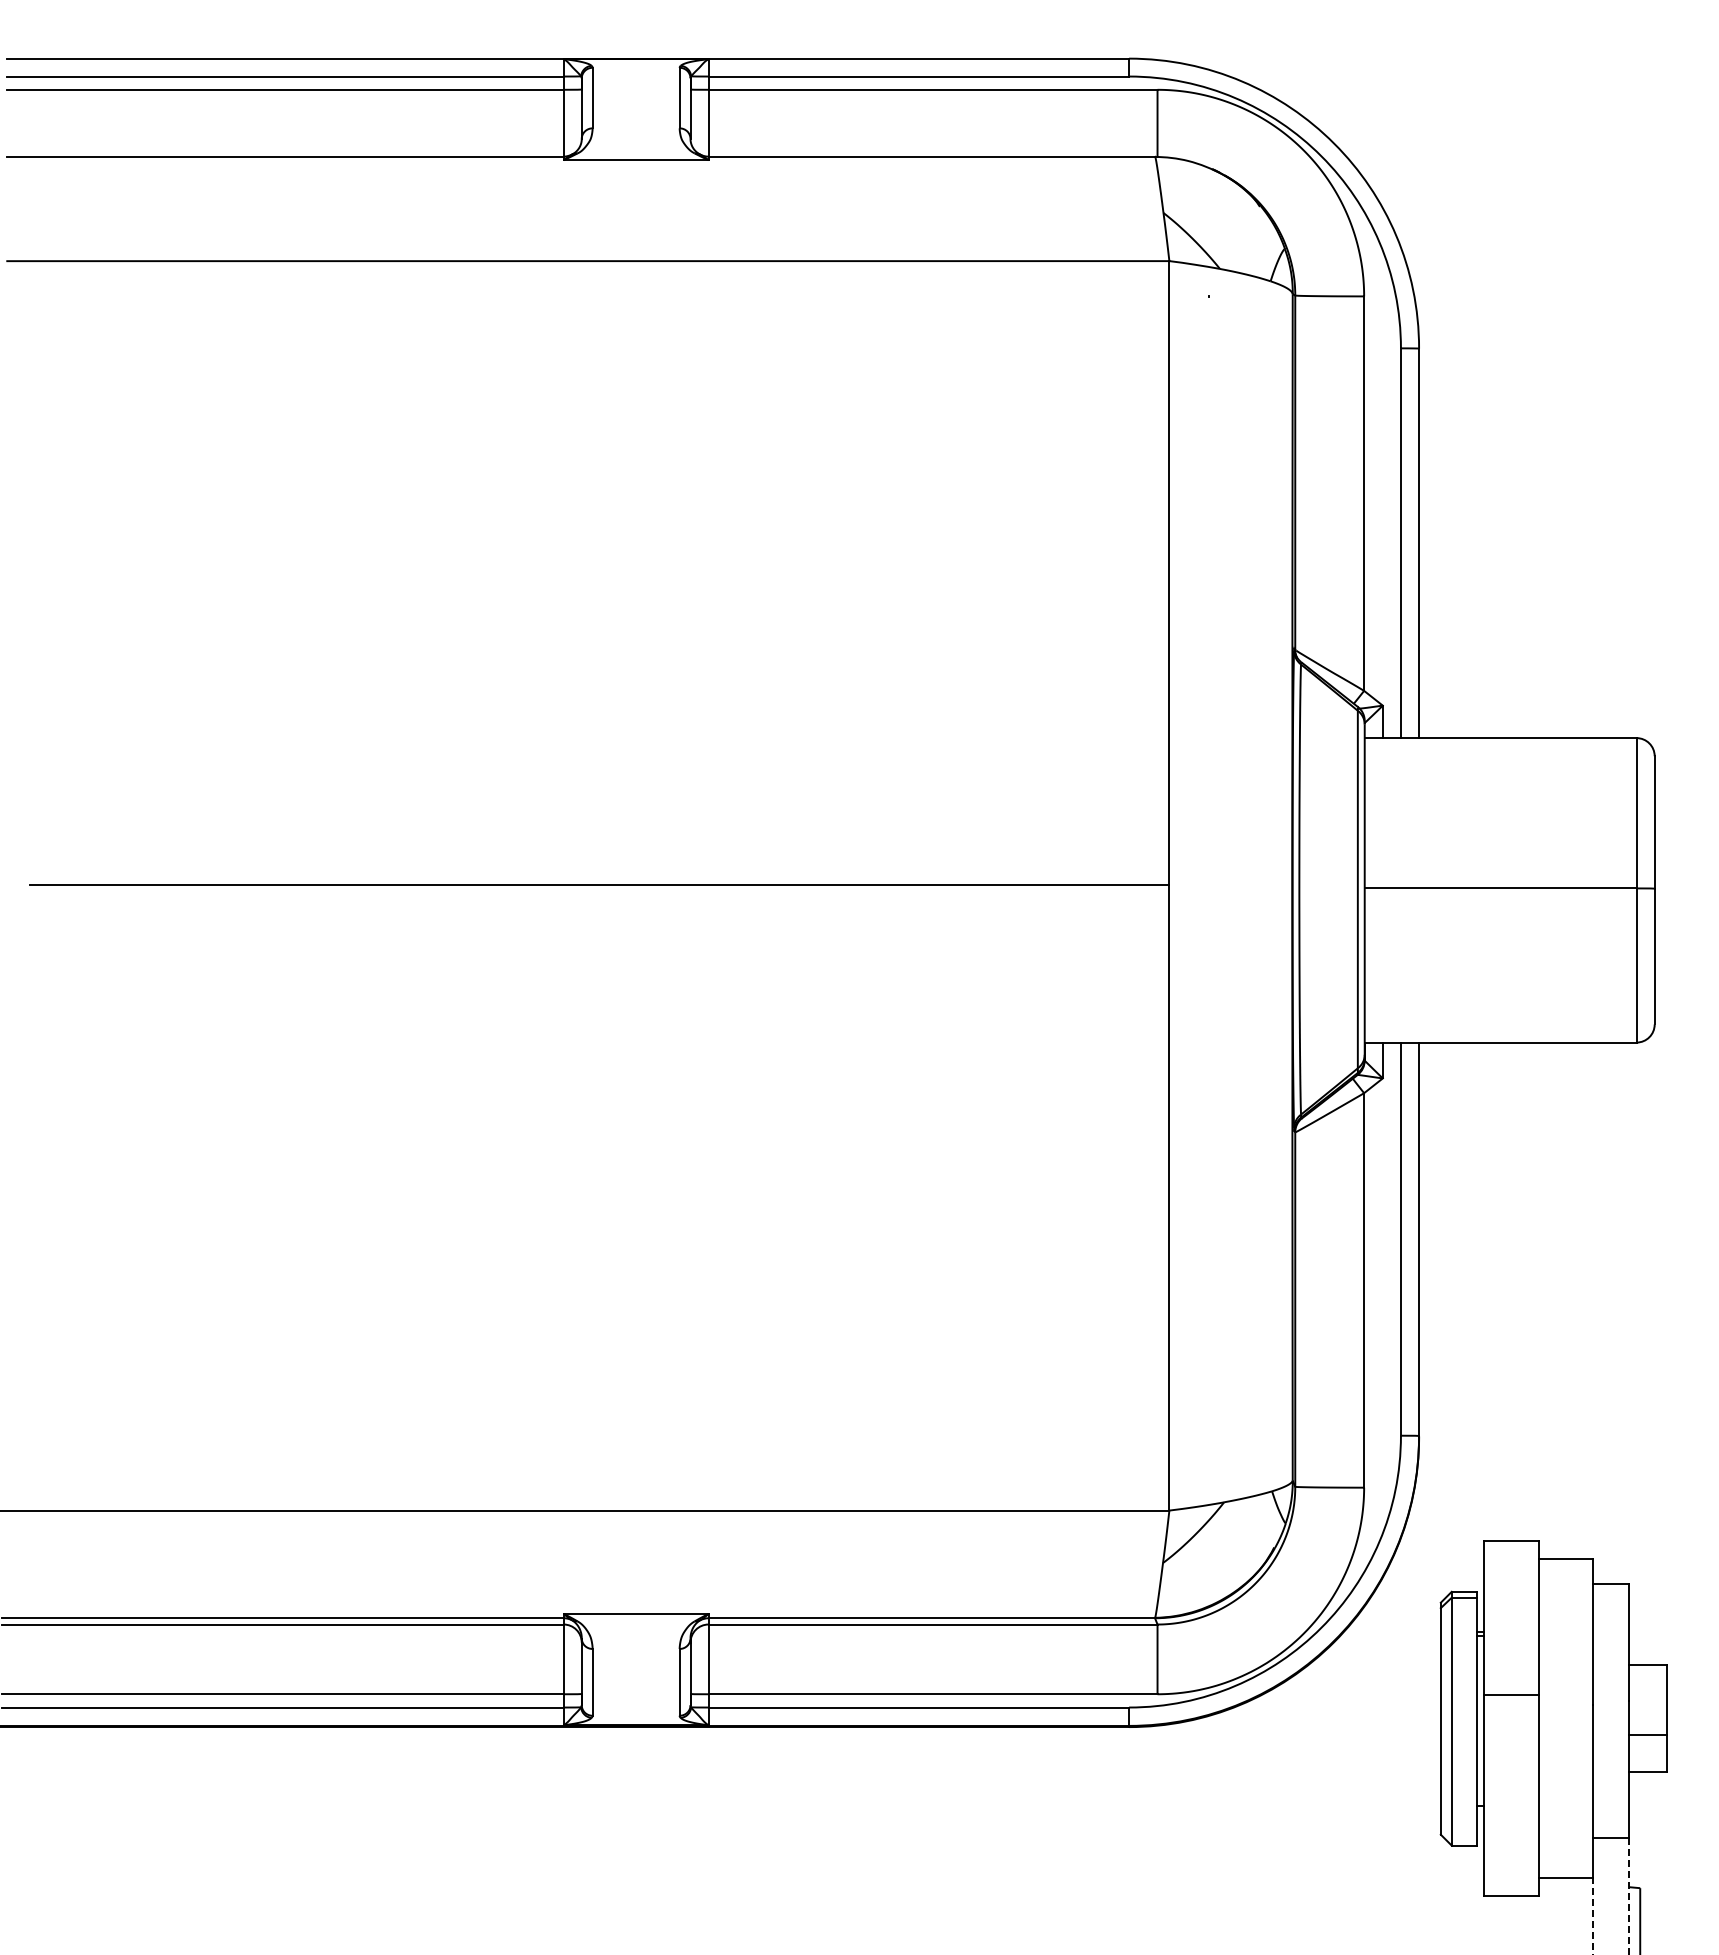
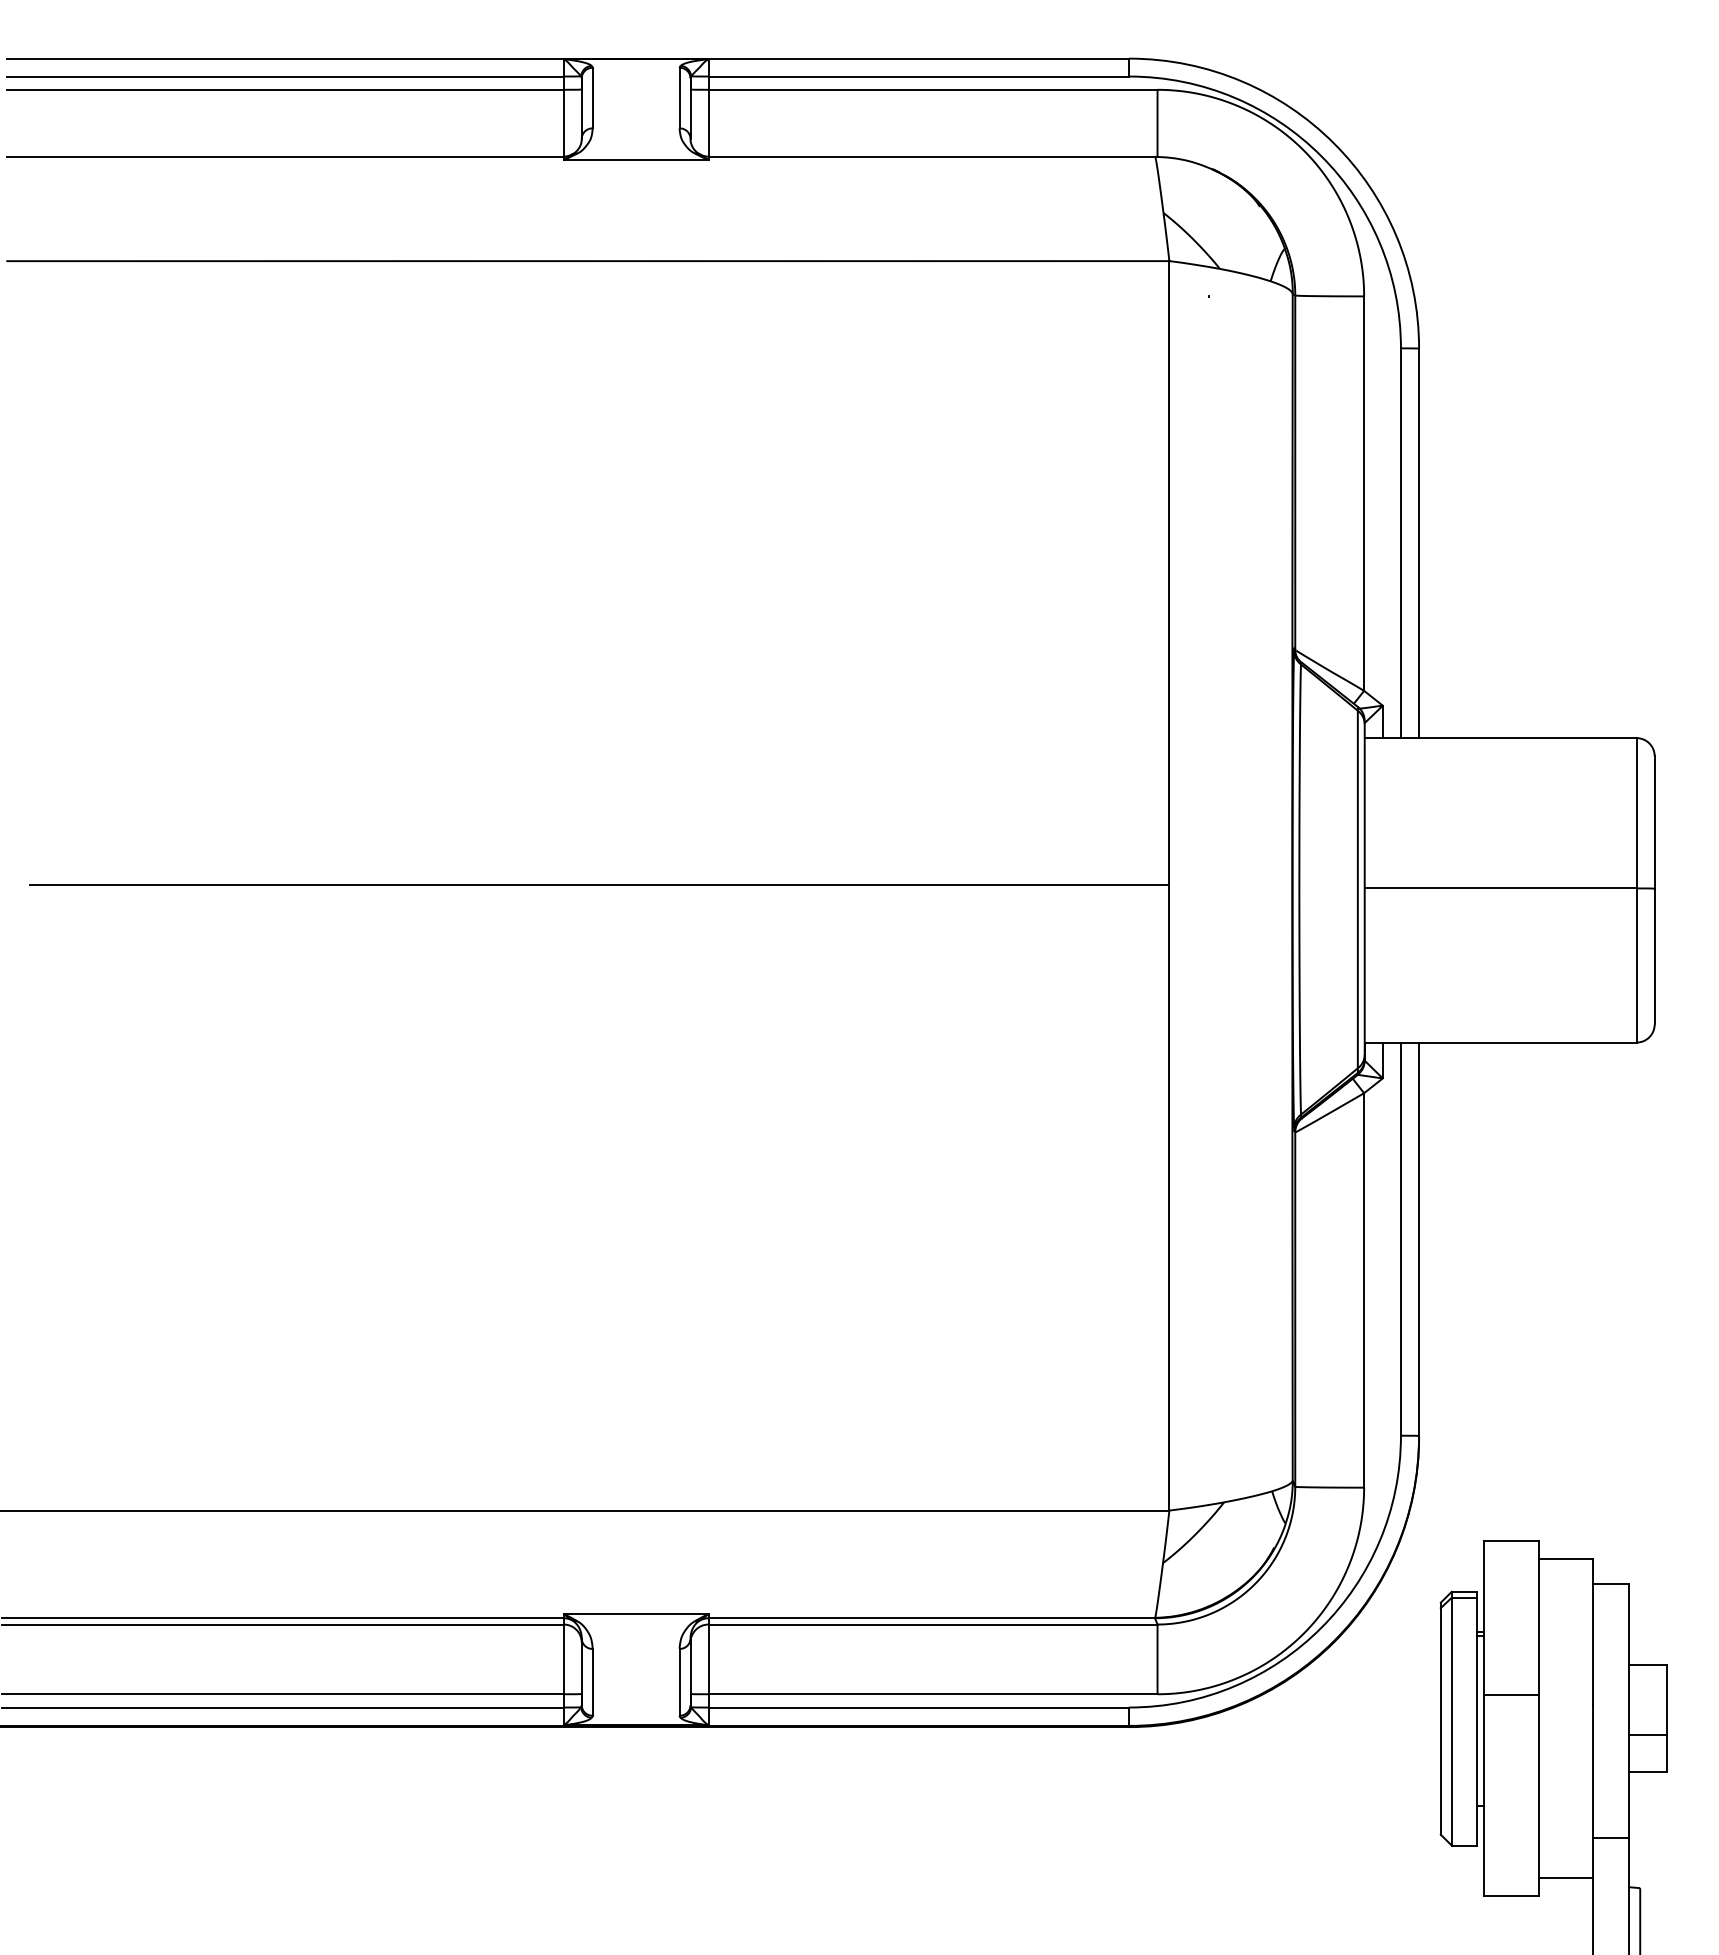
line: dashed -> solid (1629, 1896)
line: dashed -> solid (1593, 1915)
